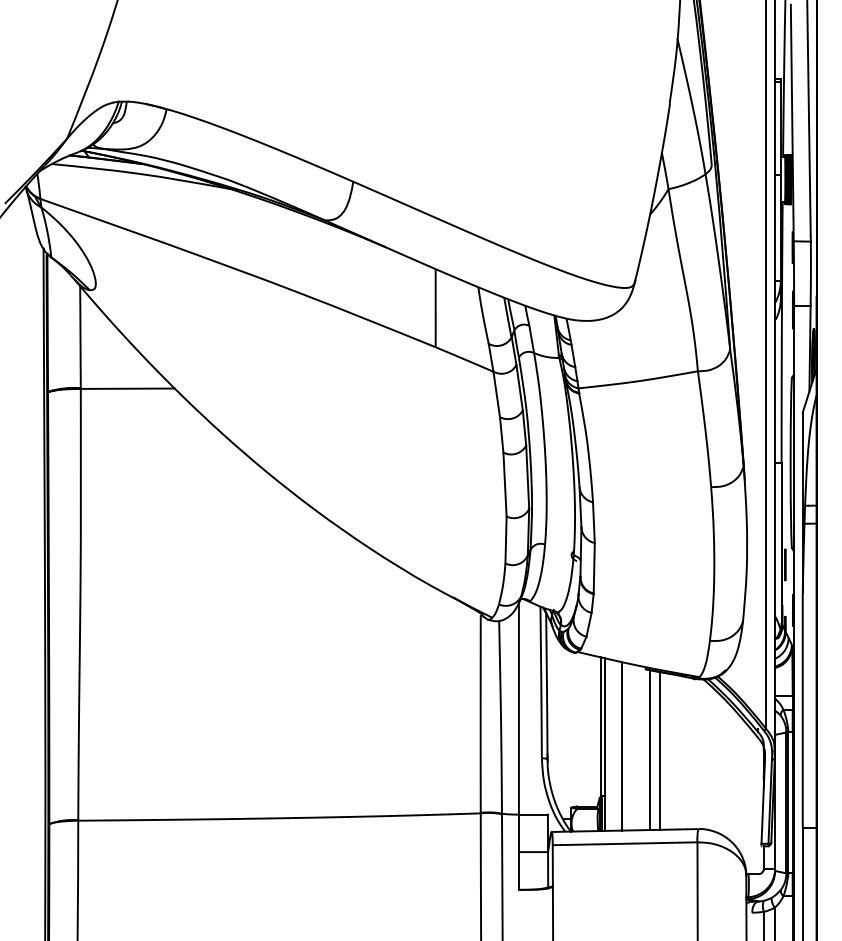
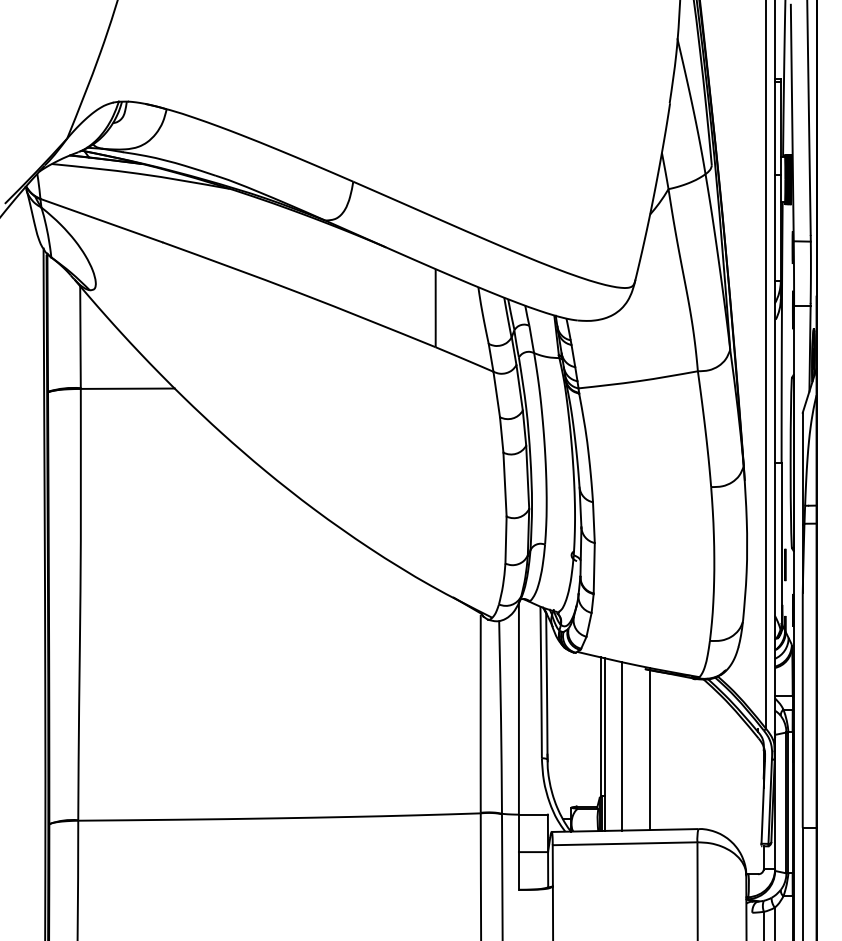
line: present -> none (659, 750)
